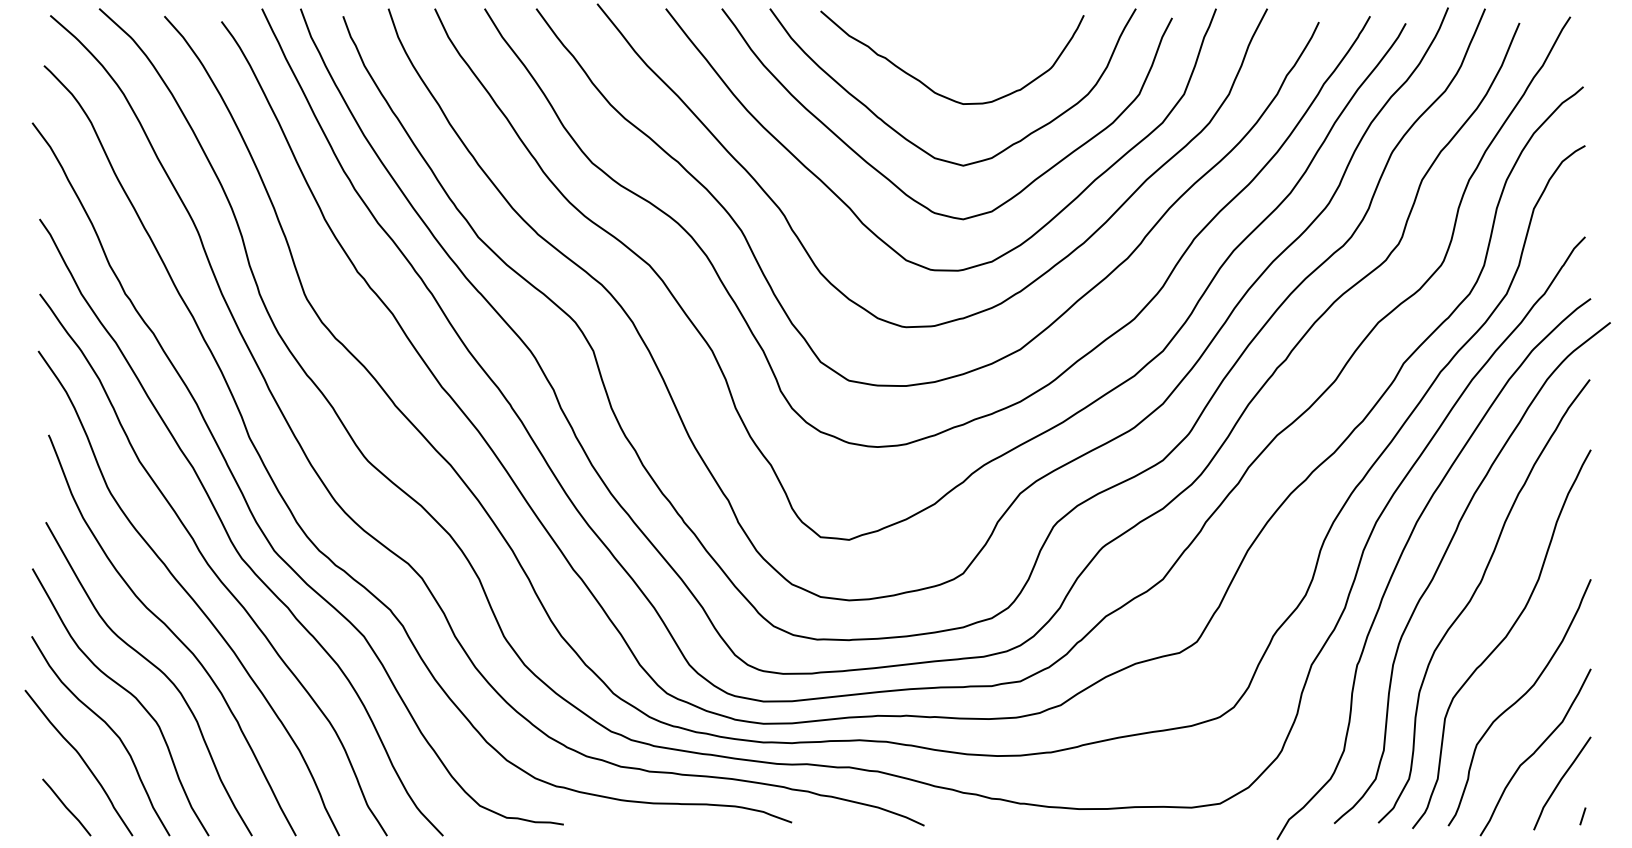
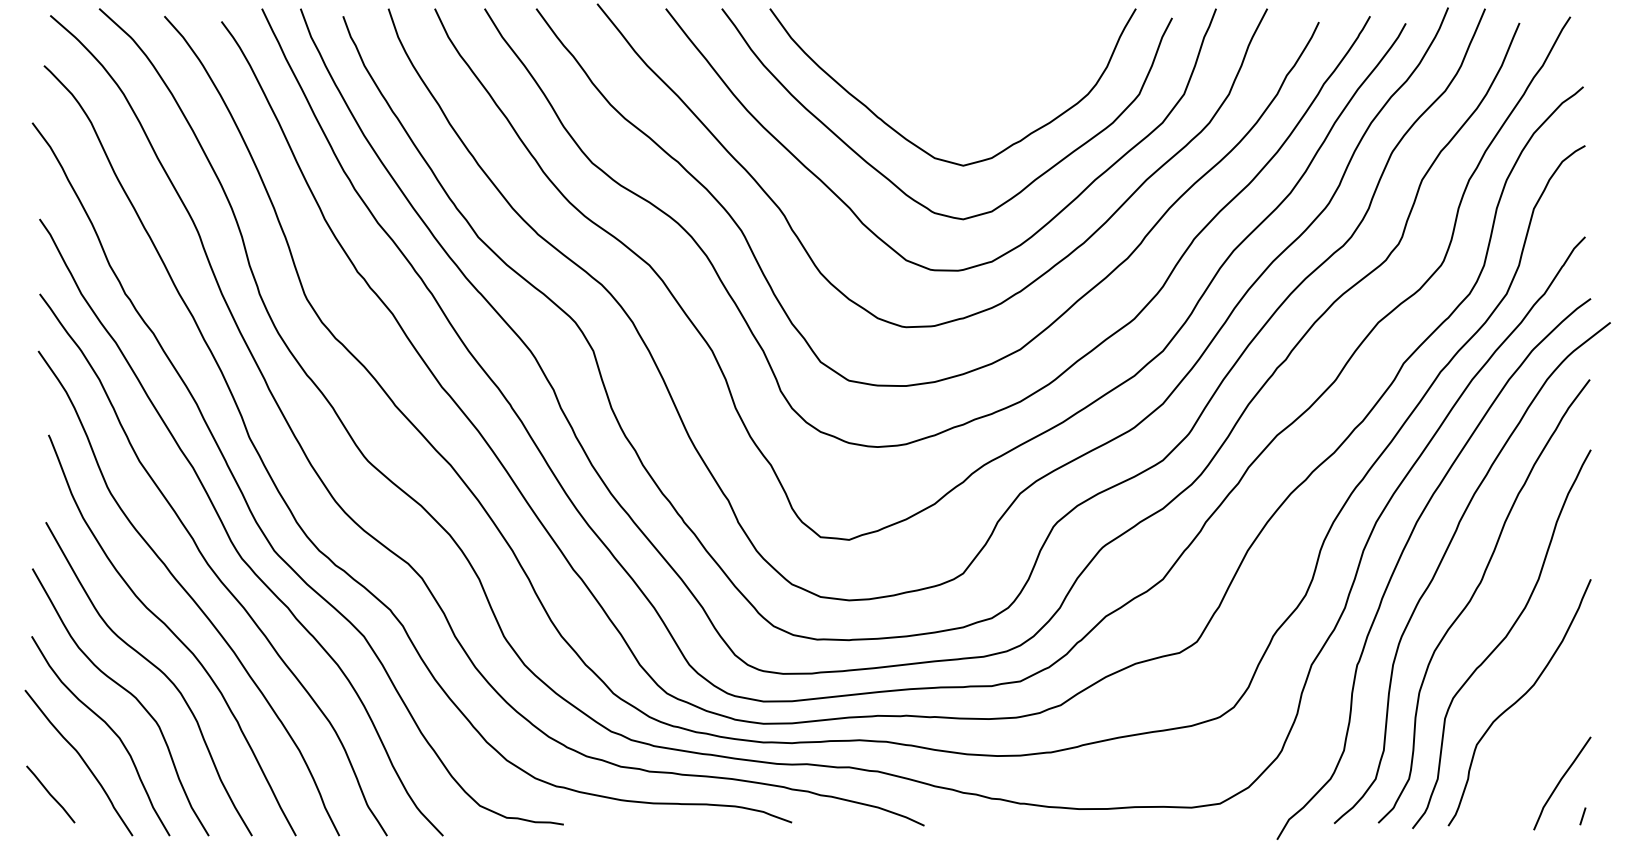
curve: present -> none (927, 85)
curve: present -> none (1535, 752)
line position: (66, 807) -> (50, 794) (50, 794)
